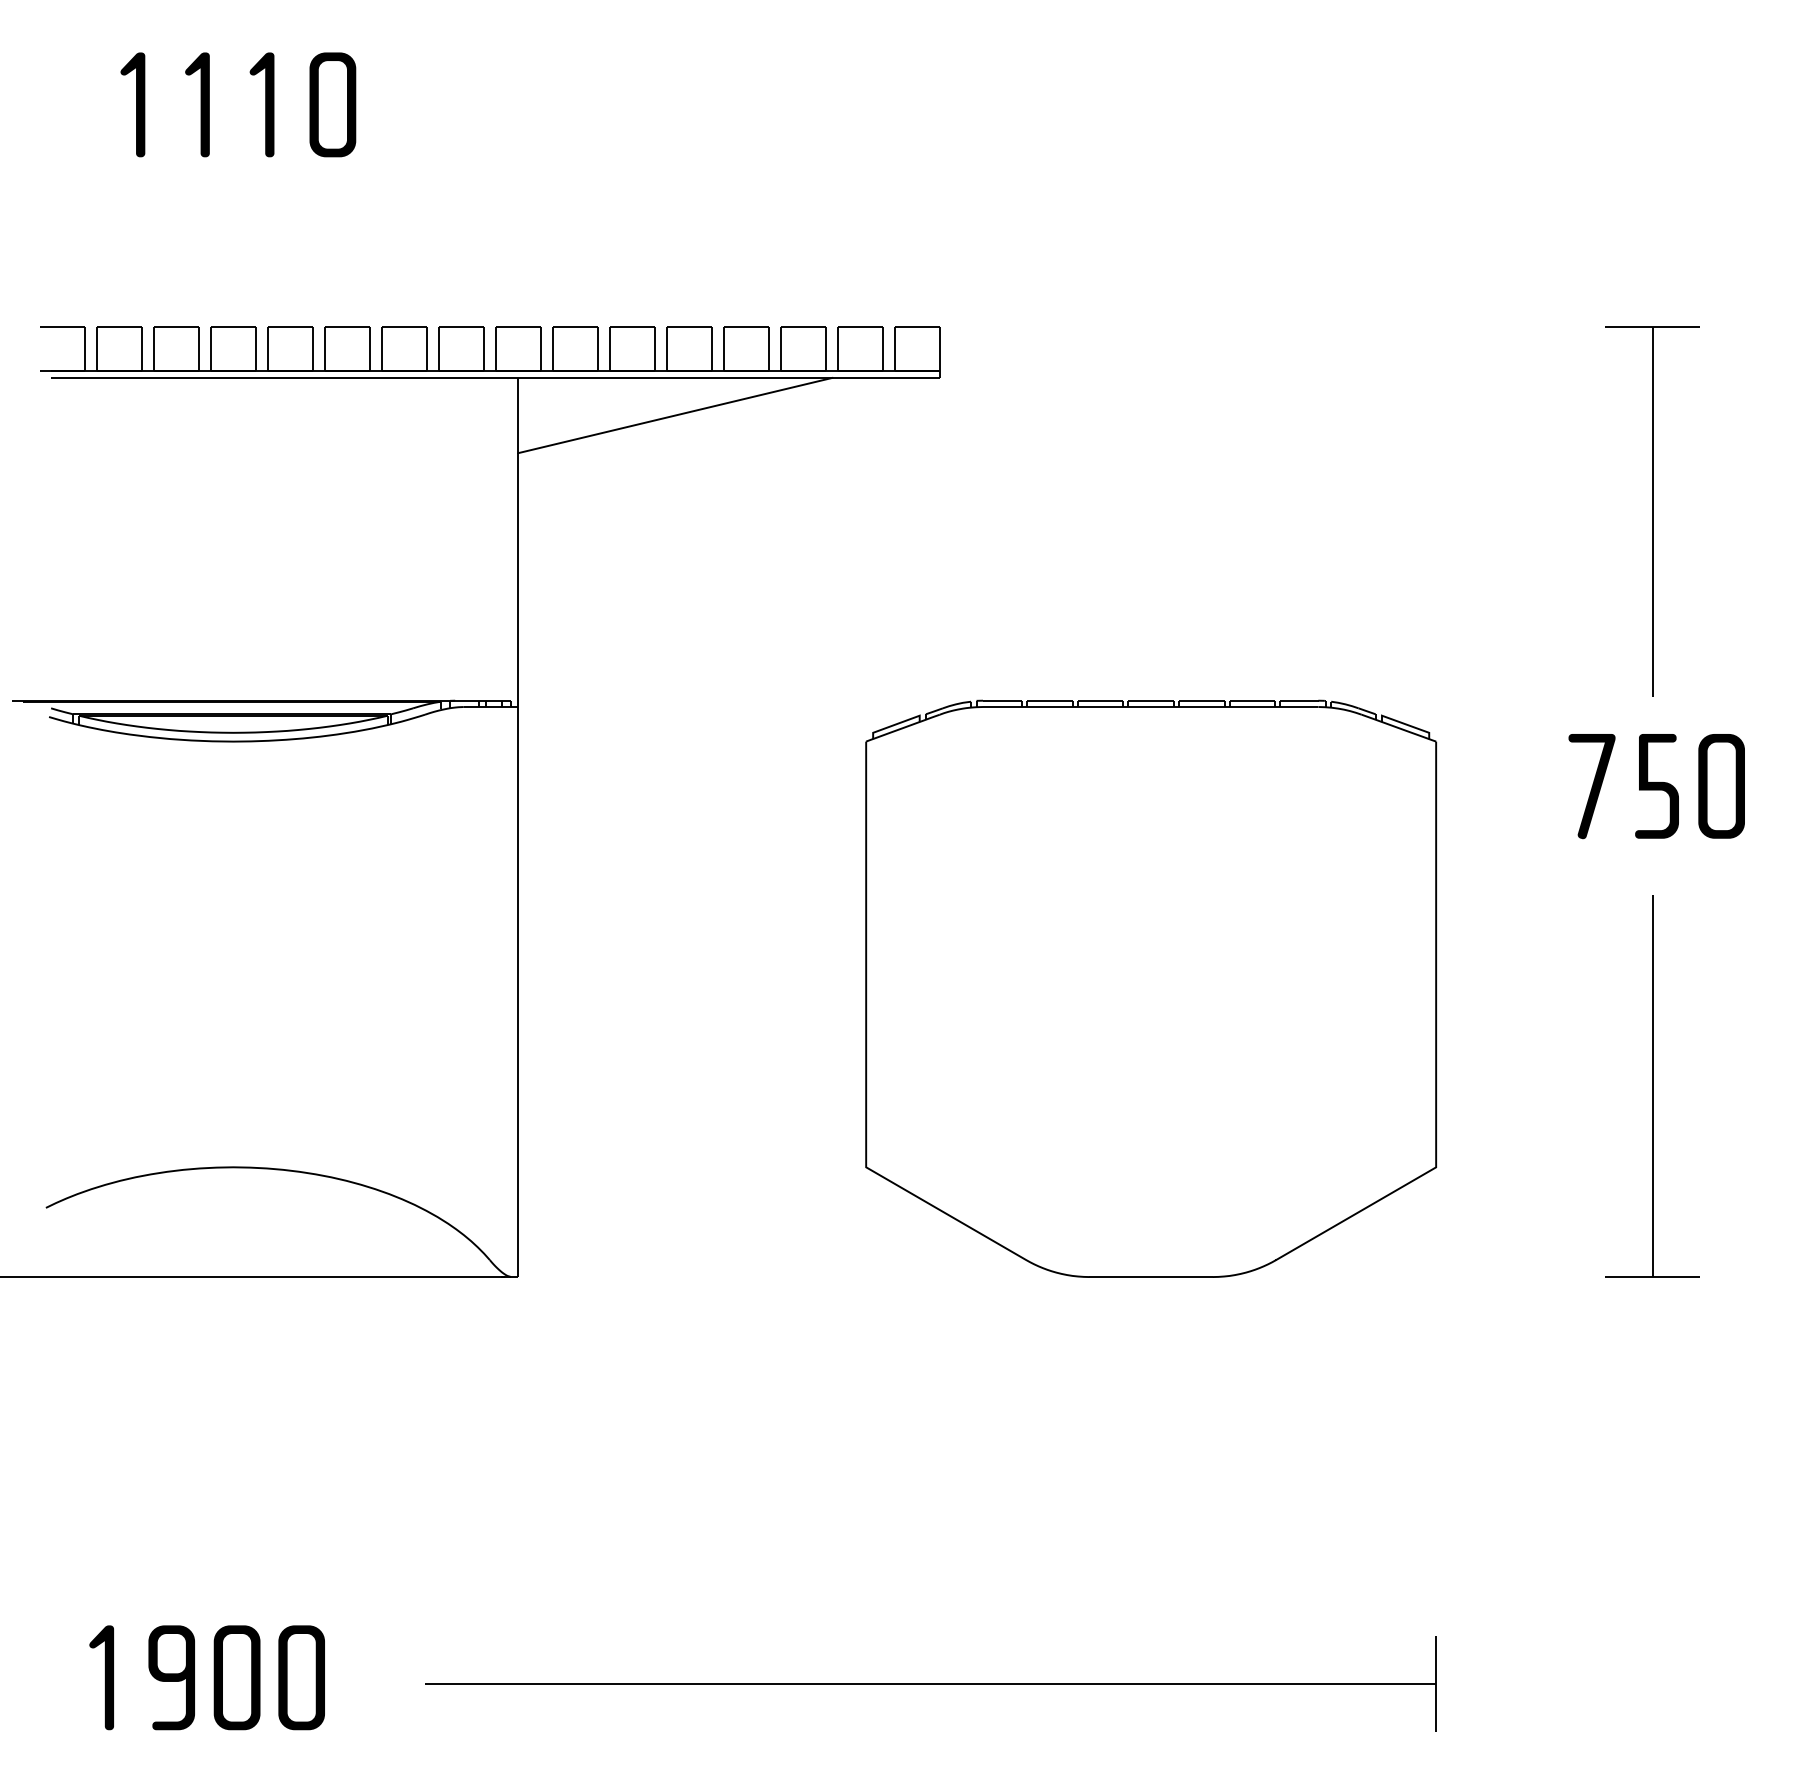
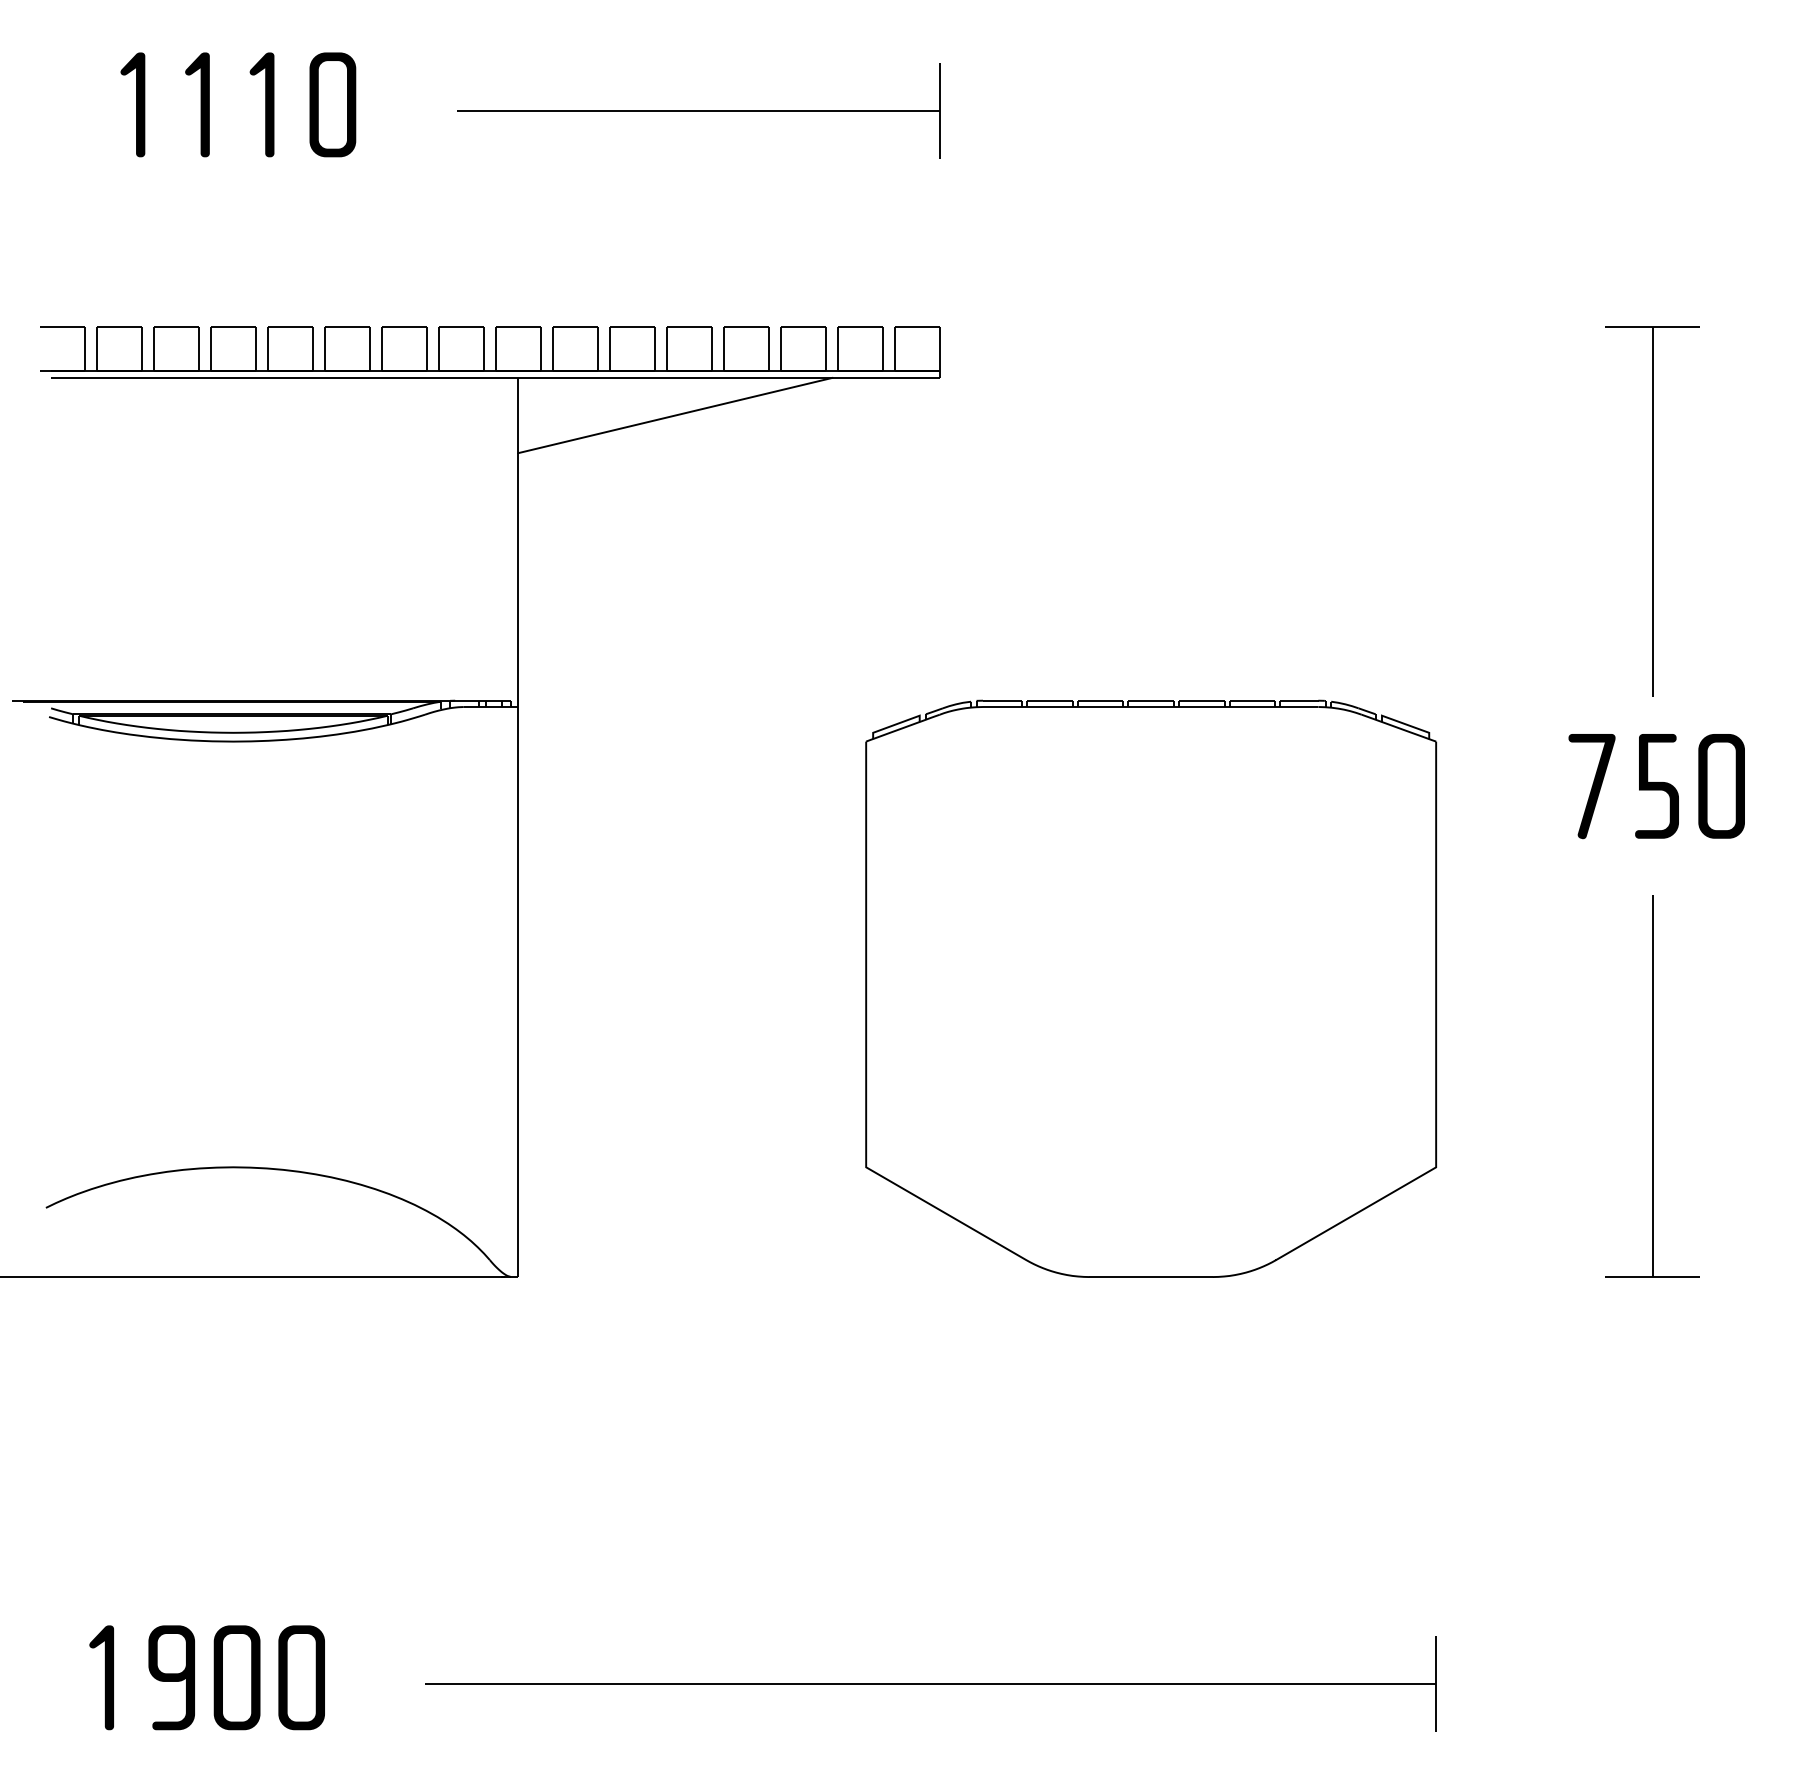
part: none -> present (698, 110)
